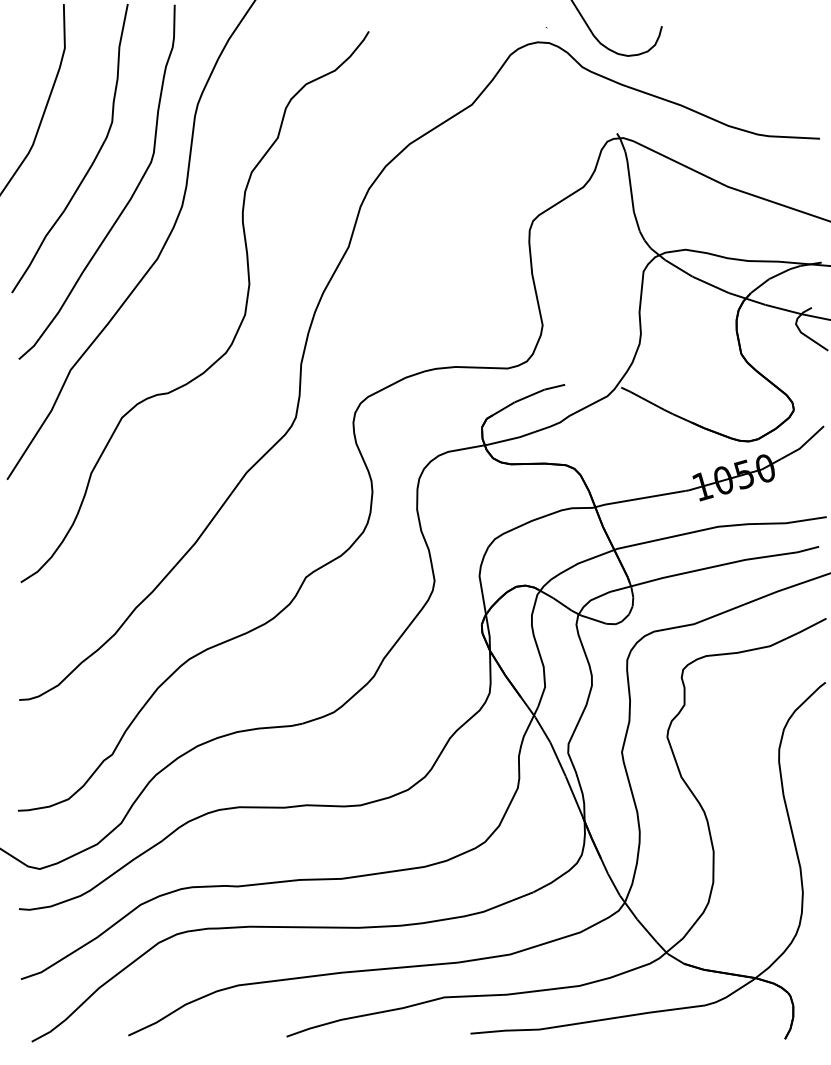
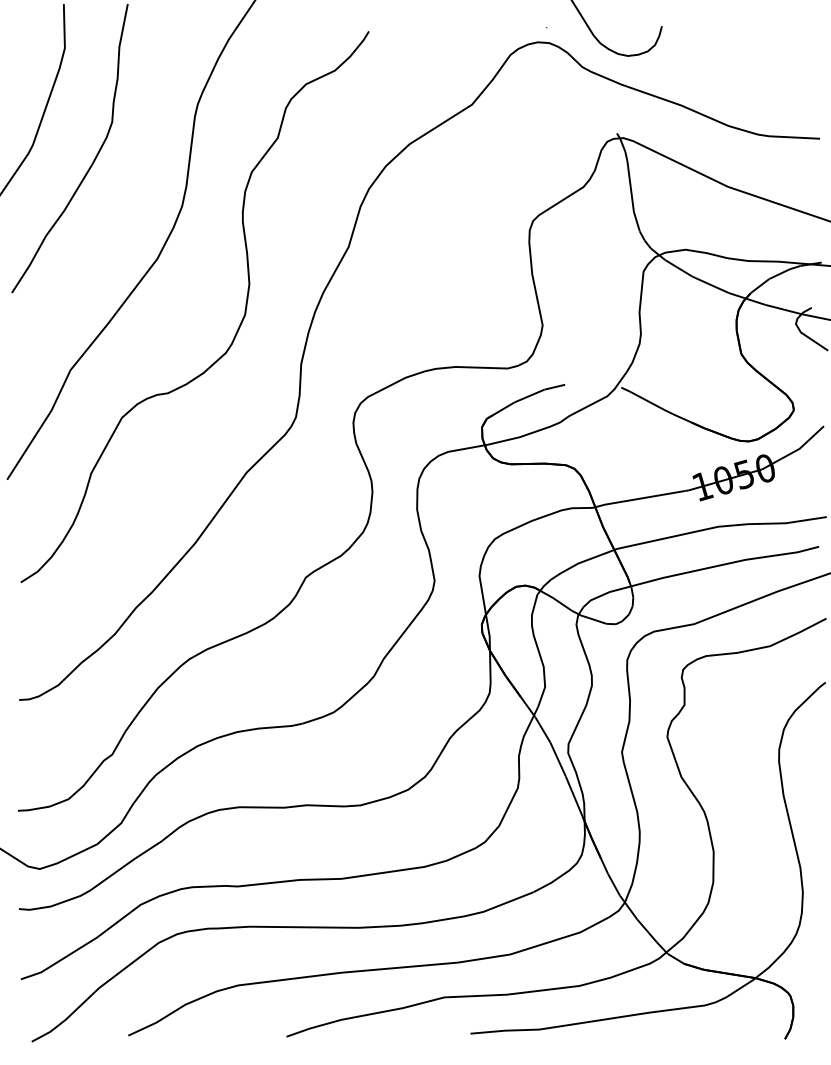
curve: present -> none (126, 203)
